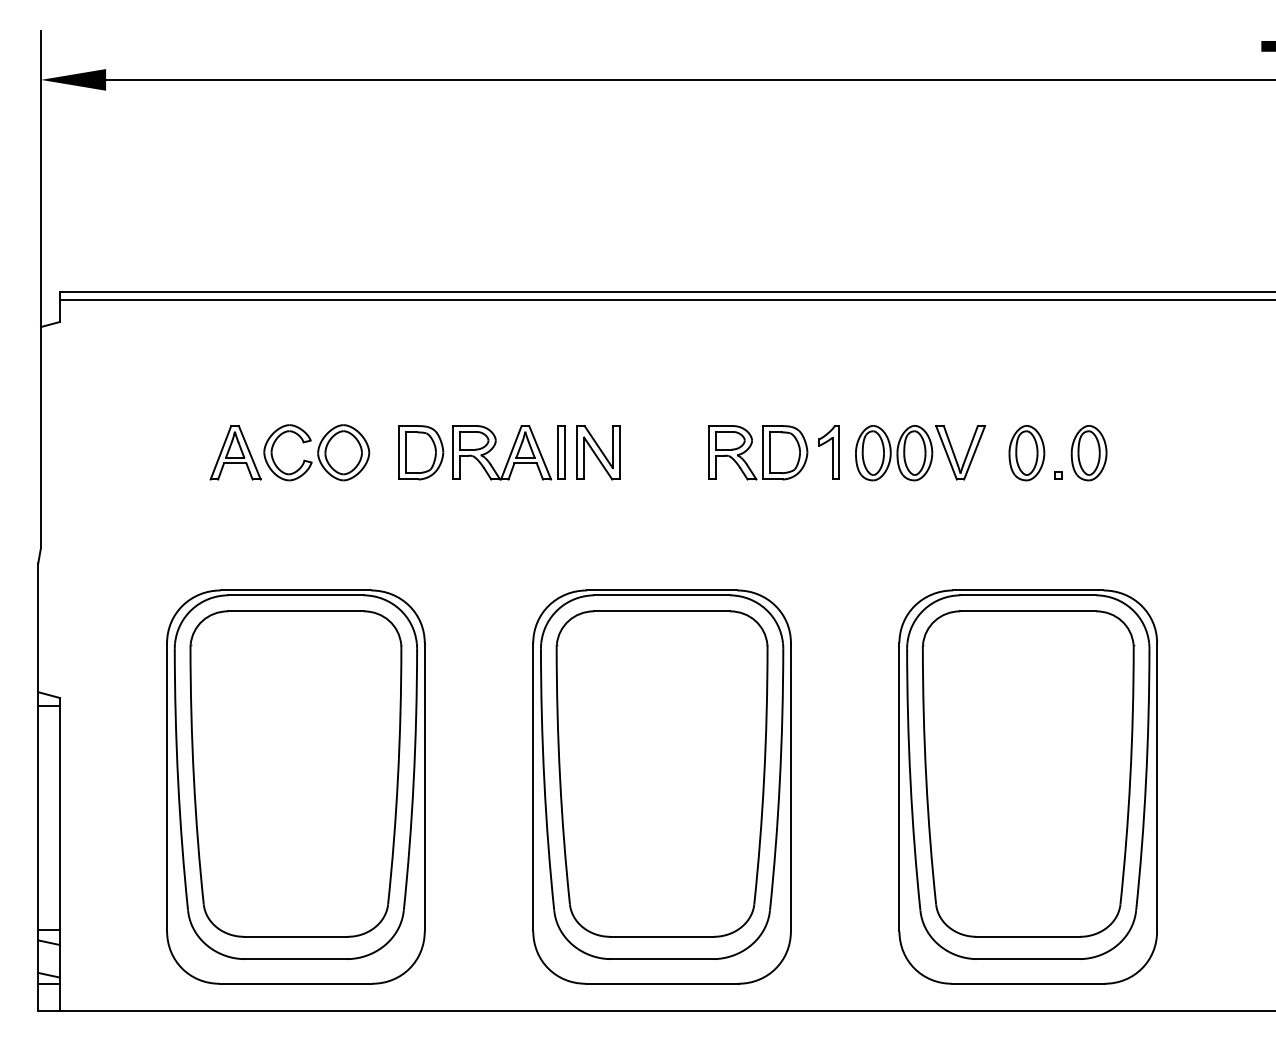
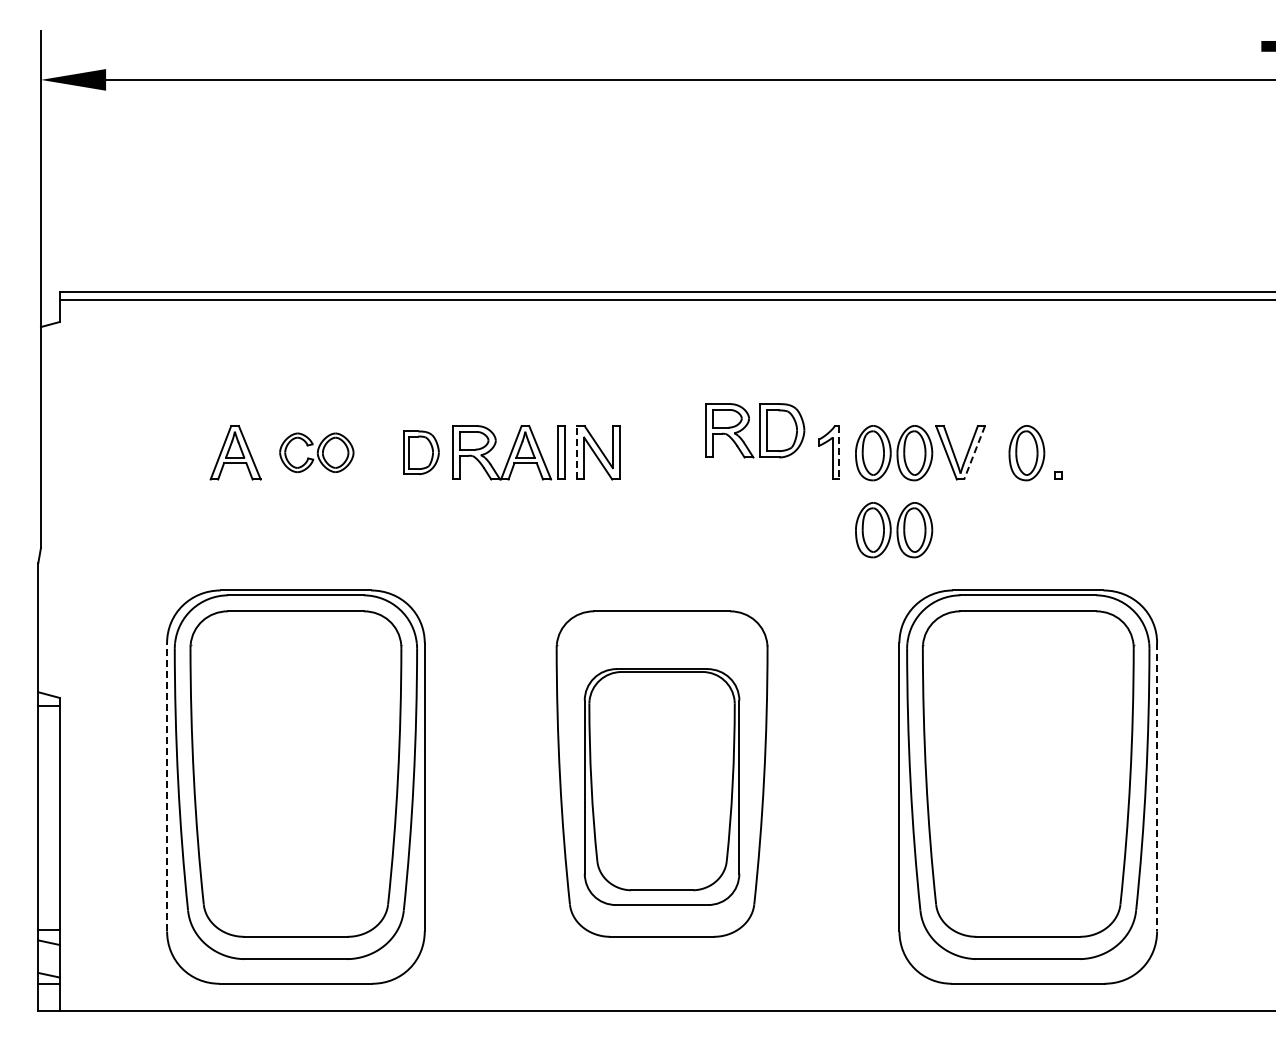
part size: 108x58 px -> 76x41 px (316, 452)
part size: 47x56 px -> 37x46 px (421, 452)
line: solid -> dashed (577, 452)
part position: (758, 452) -> (755, 430) (755, 430)
line: solid -> dashed (839, 452)
line: solid -> dashed (974, 452)
part: present -> none (1088, 453)
part: none -> present (894, 530)
line: solid -> dashed (167, 786)
part size: 260x396 px -> 158x238 px (661, 786)
line: solid -> dashed (1157, 787)
